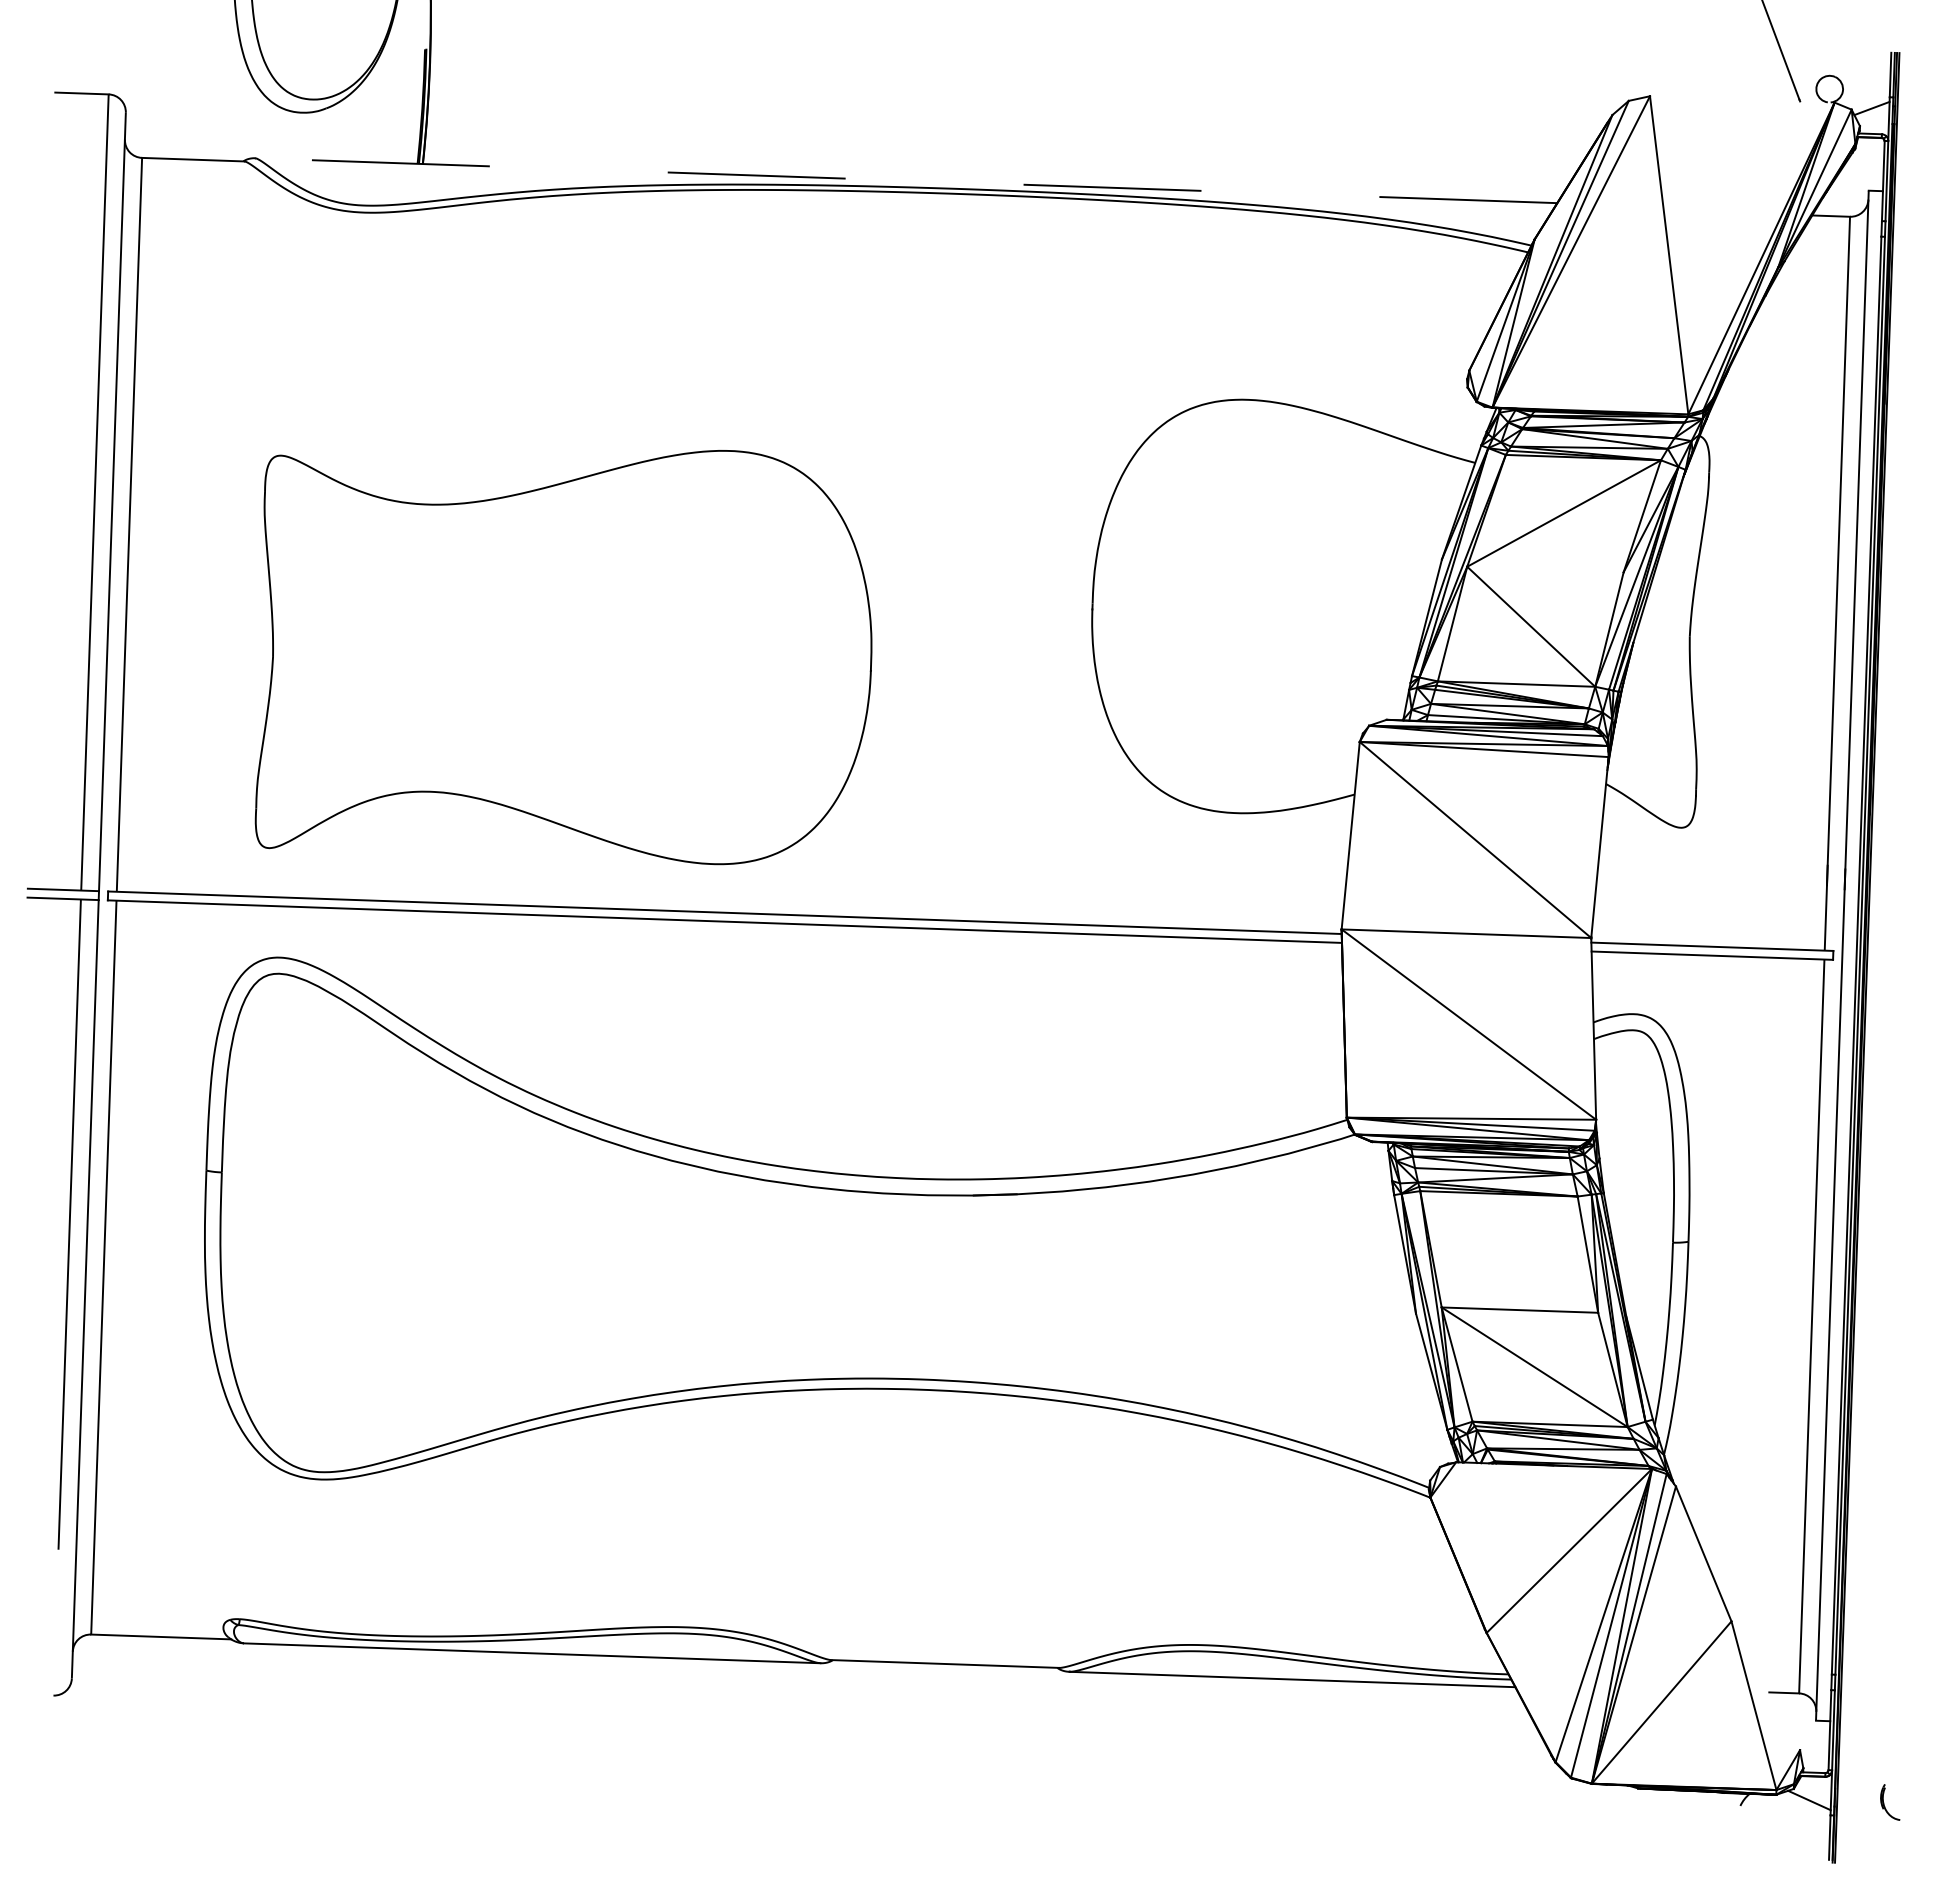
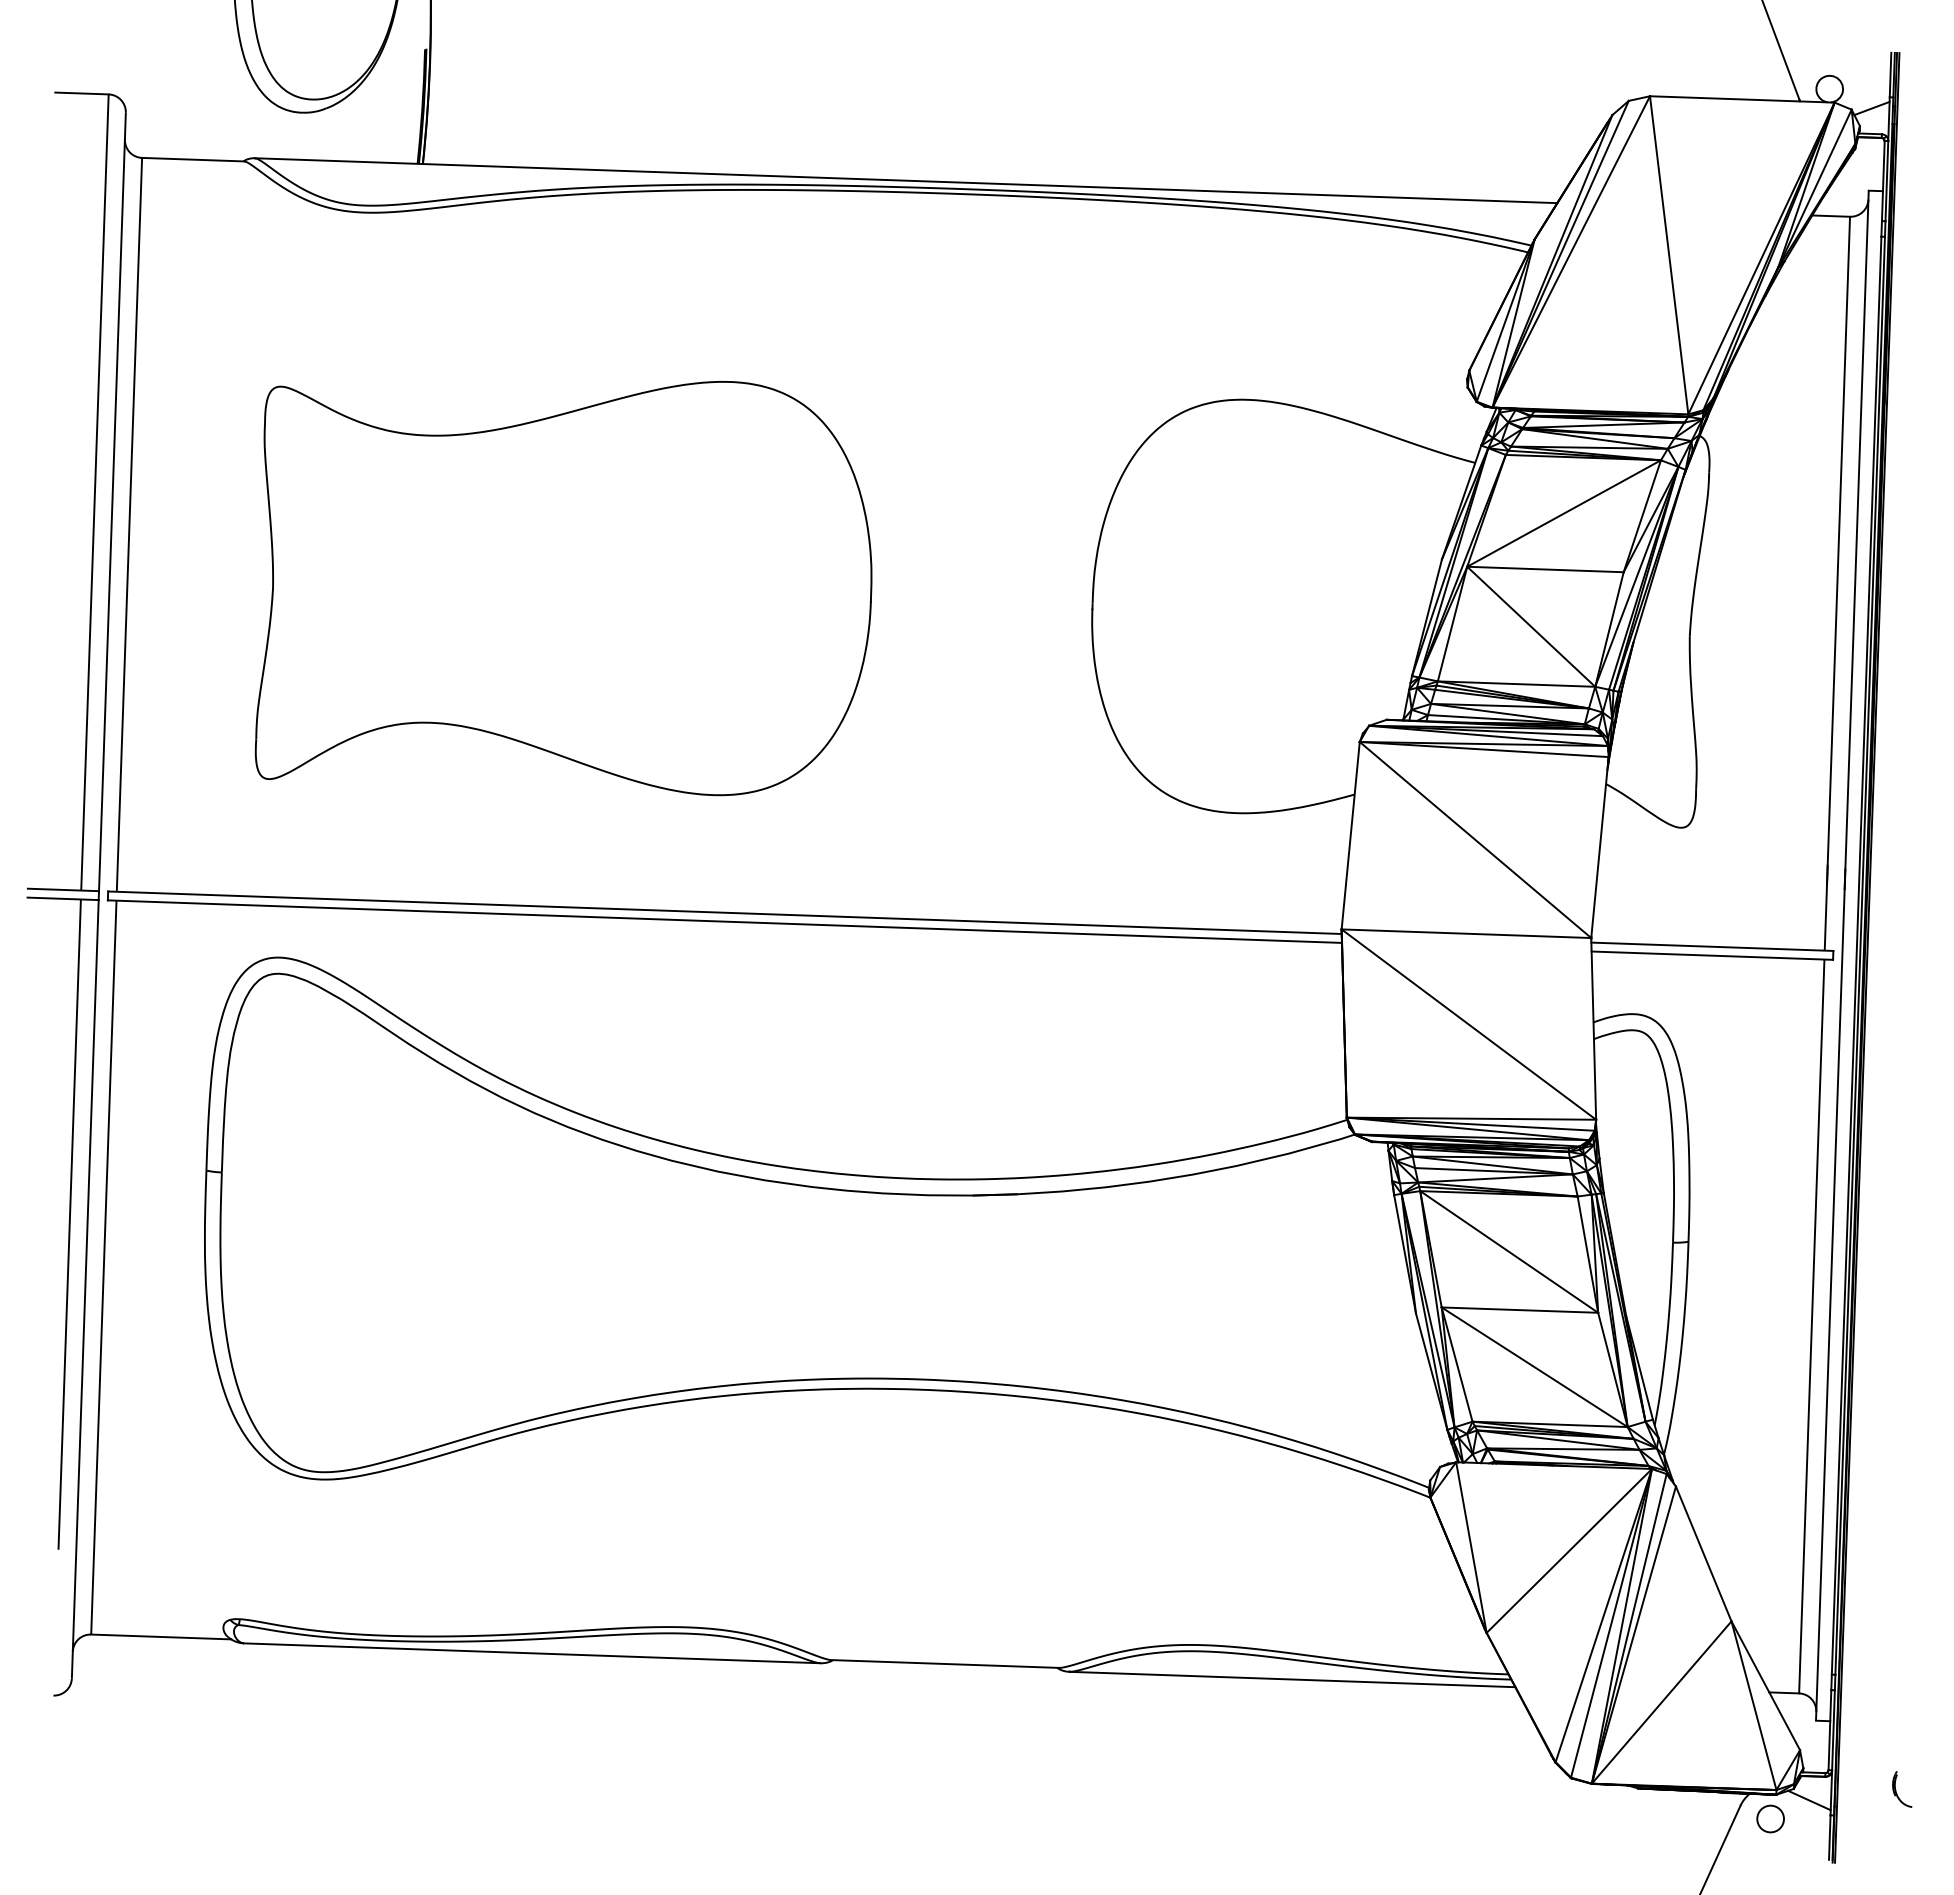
line: none -> present (1742, 99)
line: dashed -> solid (906, 180)
line: none -> present (1545, 569)
part position: (563, 657) -> (563, 588) (563, 588)
line: none -> present (1509, 1251)
line: none -> present (1471, 1547)
line: none -> present (1765, 1685)
part position: (1890, 1802) -> (1902, 1789) (1902, 1789)
circle: none -> present (1770, 1818)
line: none -> present (1720, 1848)
